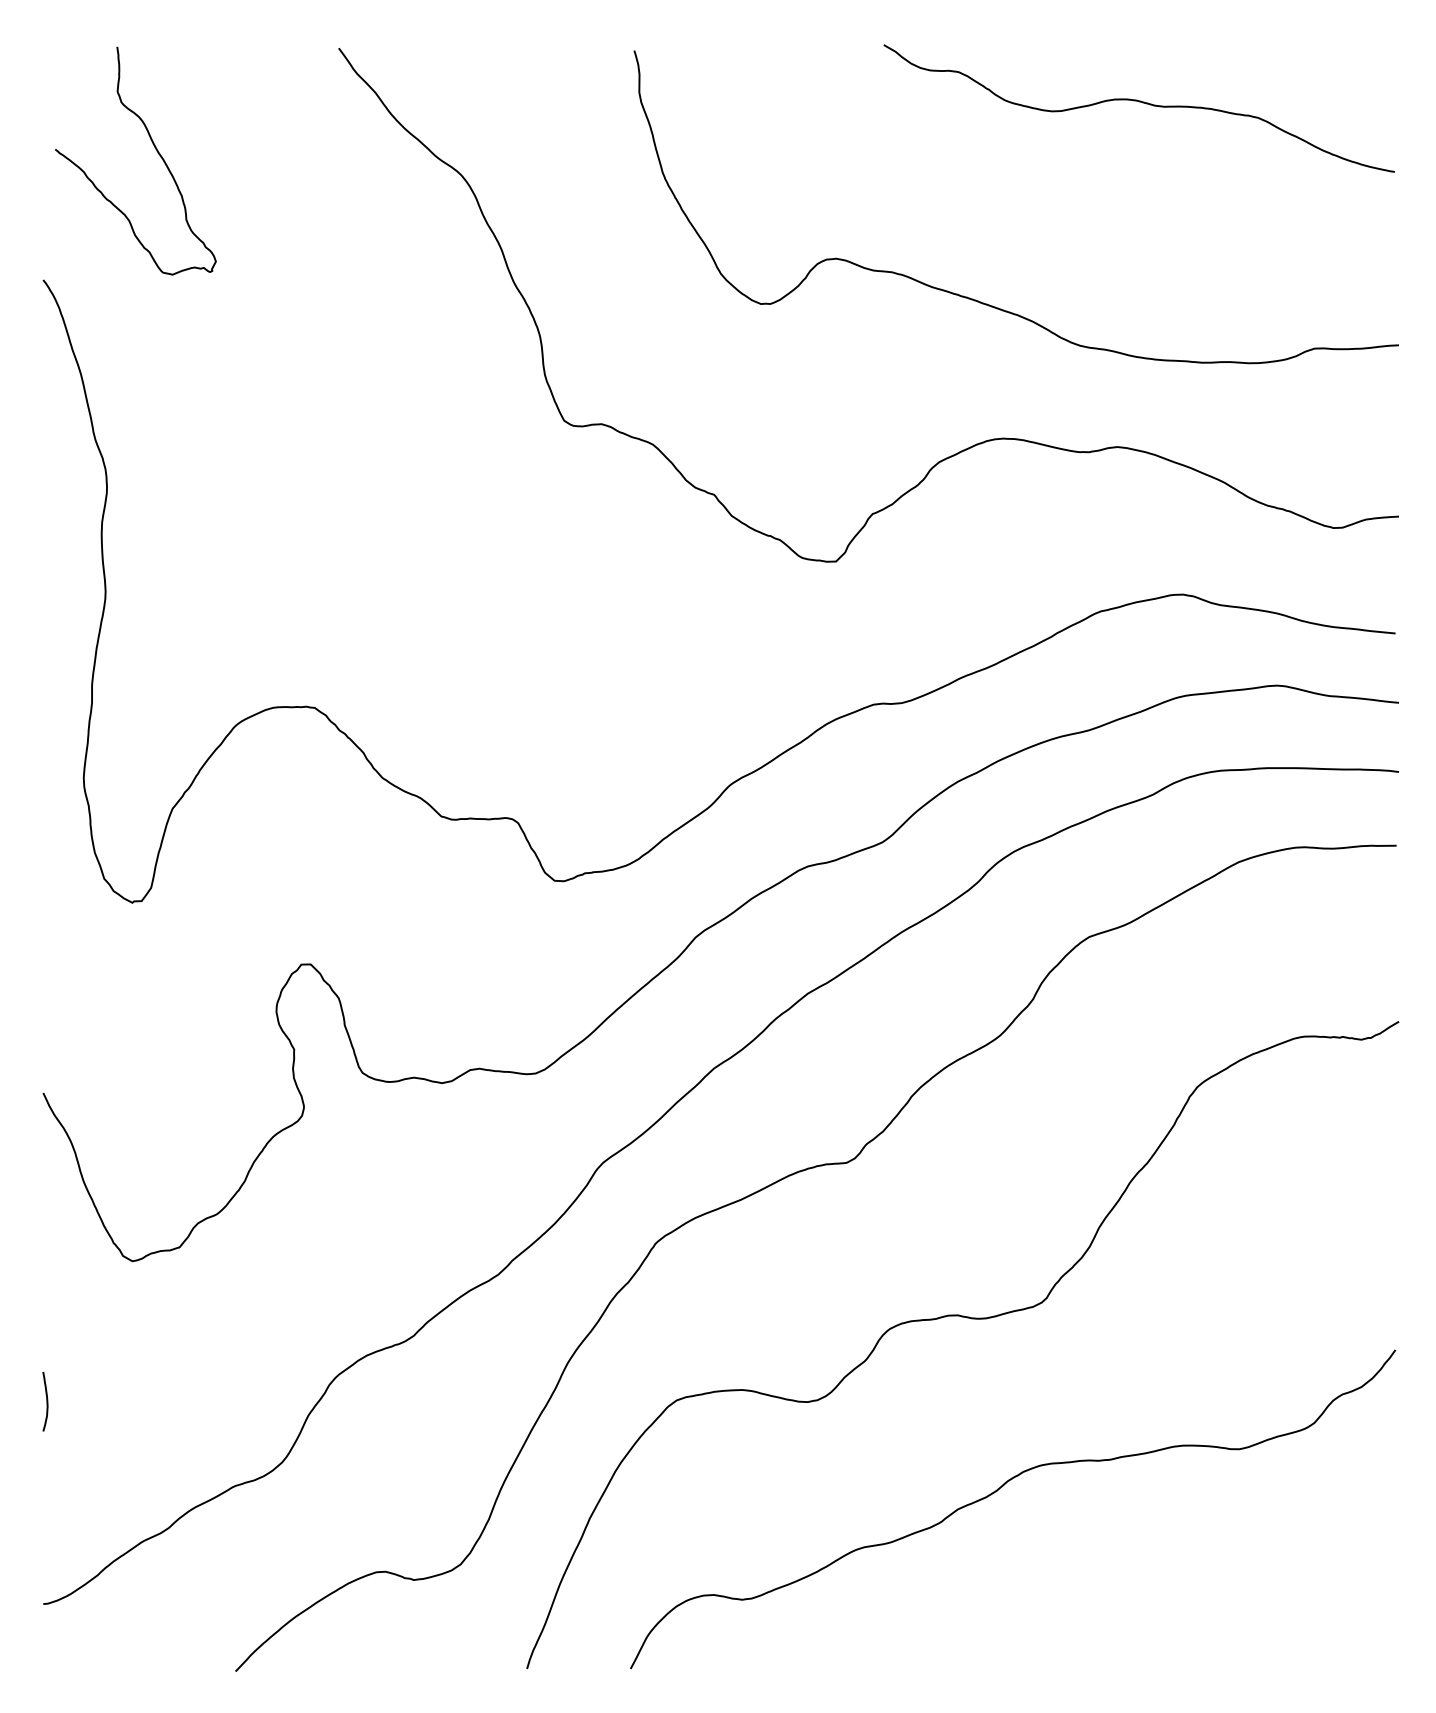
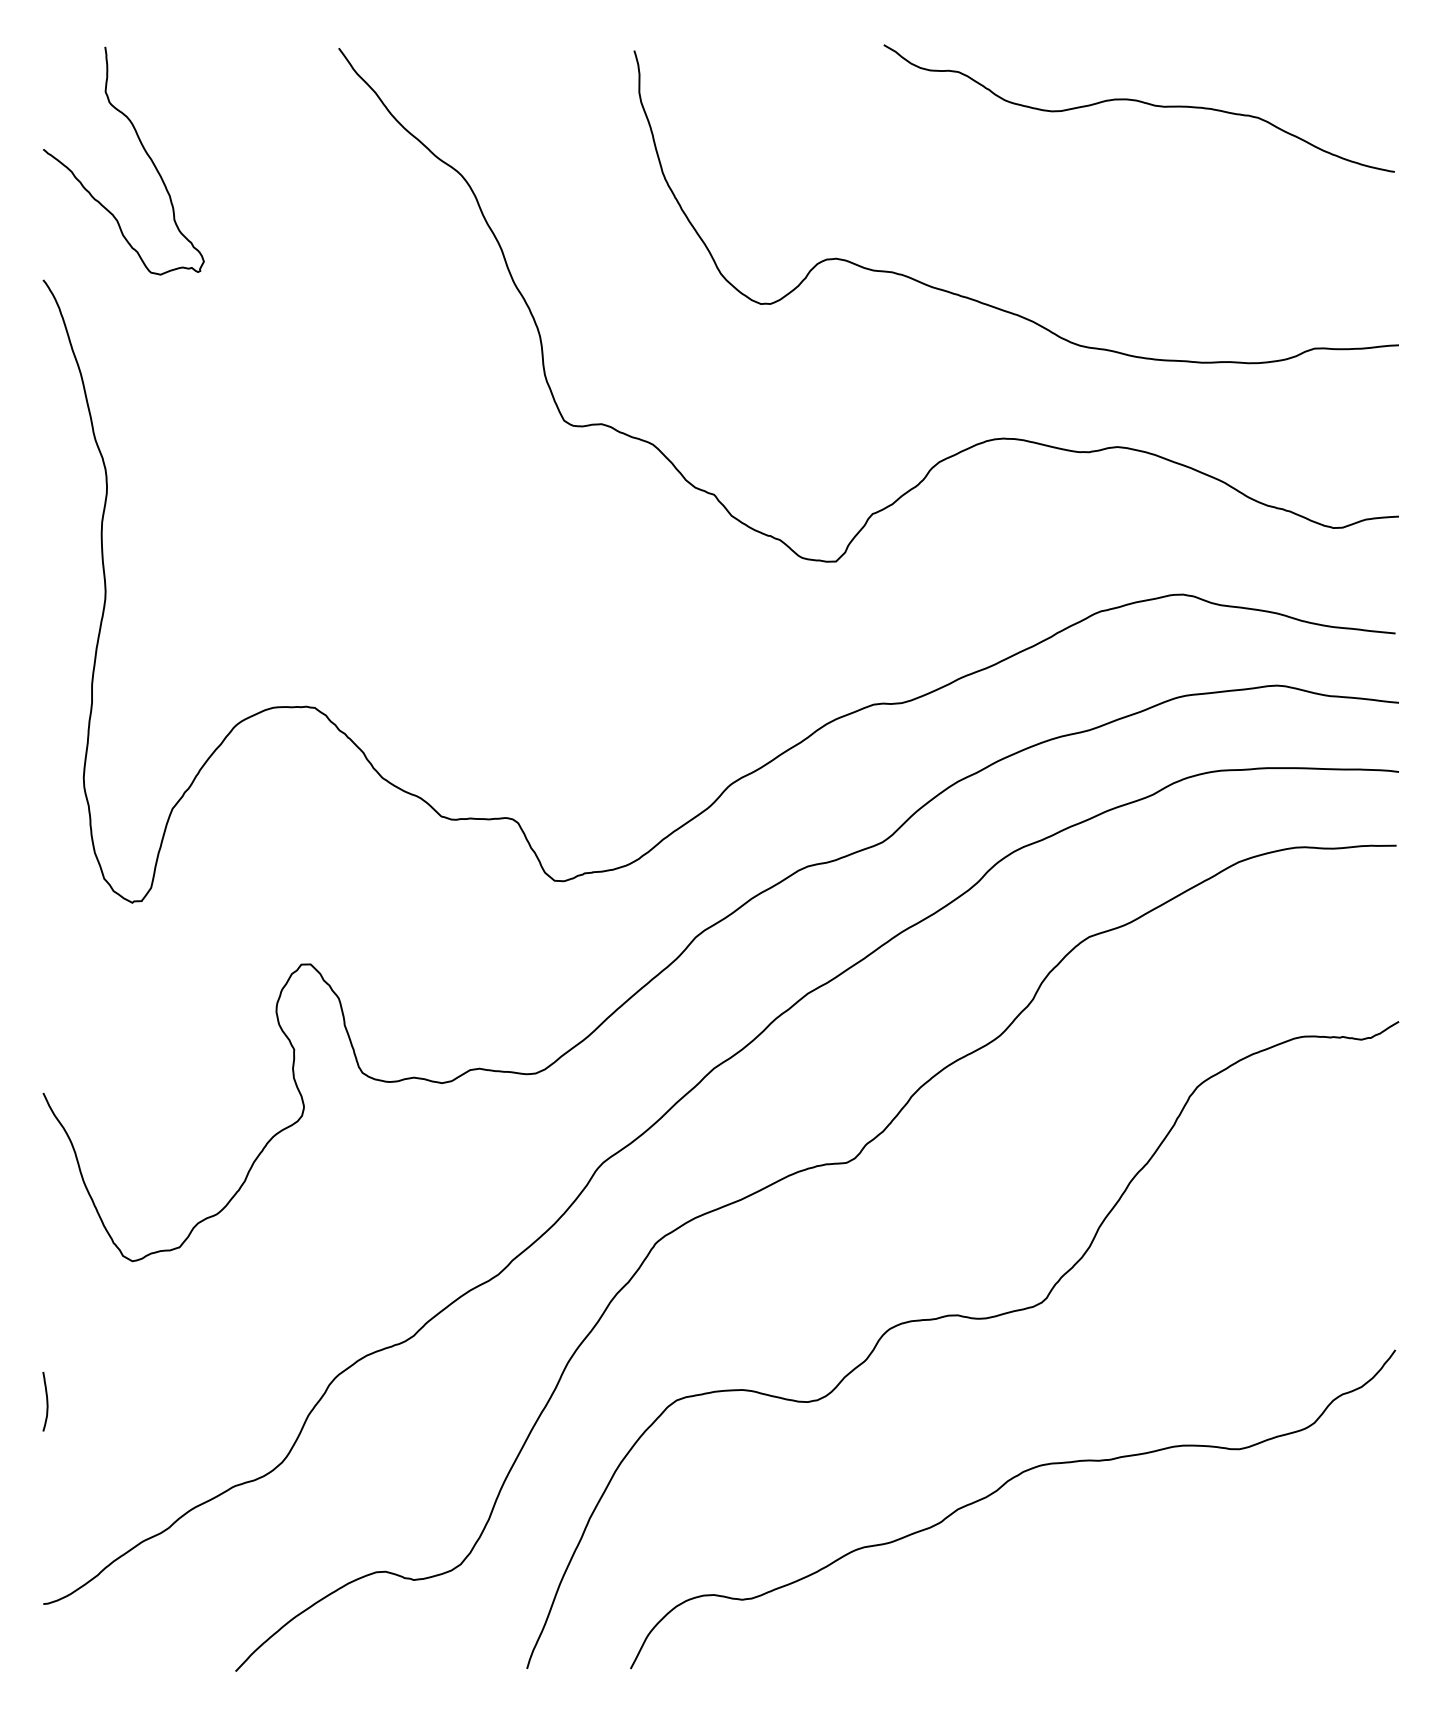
curve position: (155, 149) -> (143, 149) (143, 149)
